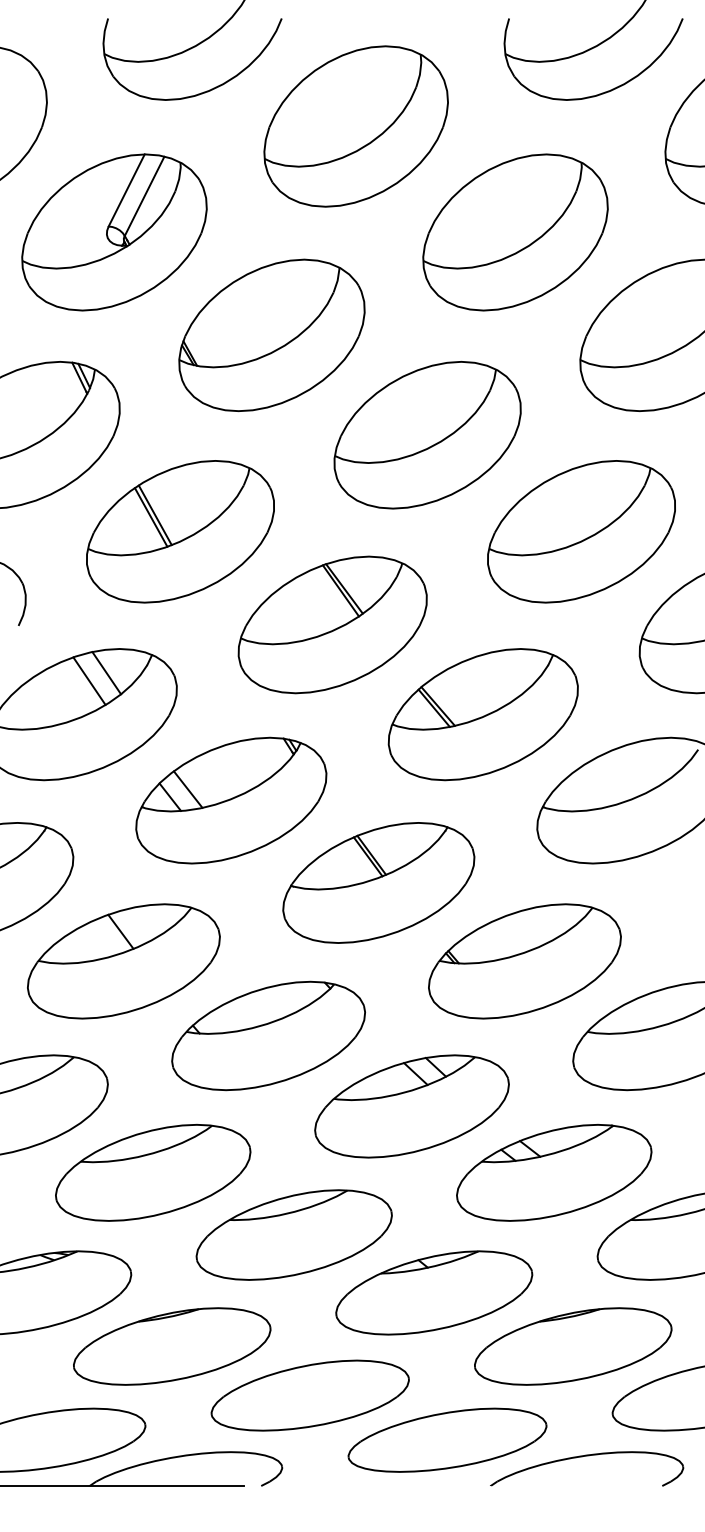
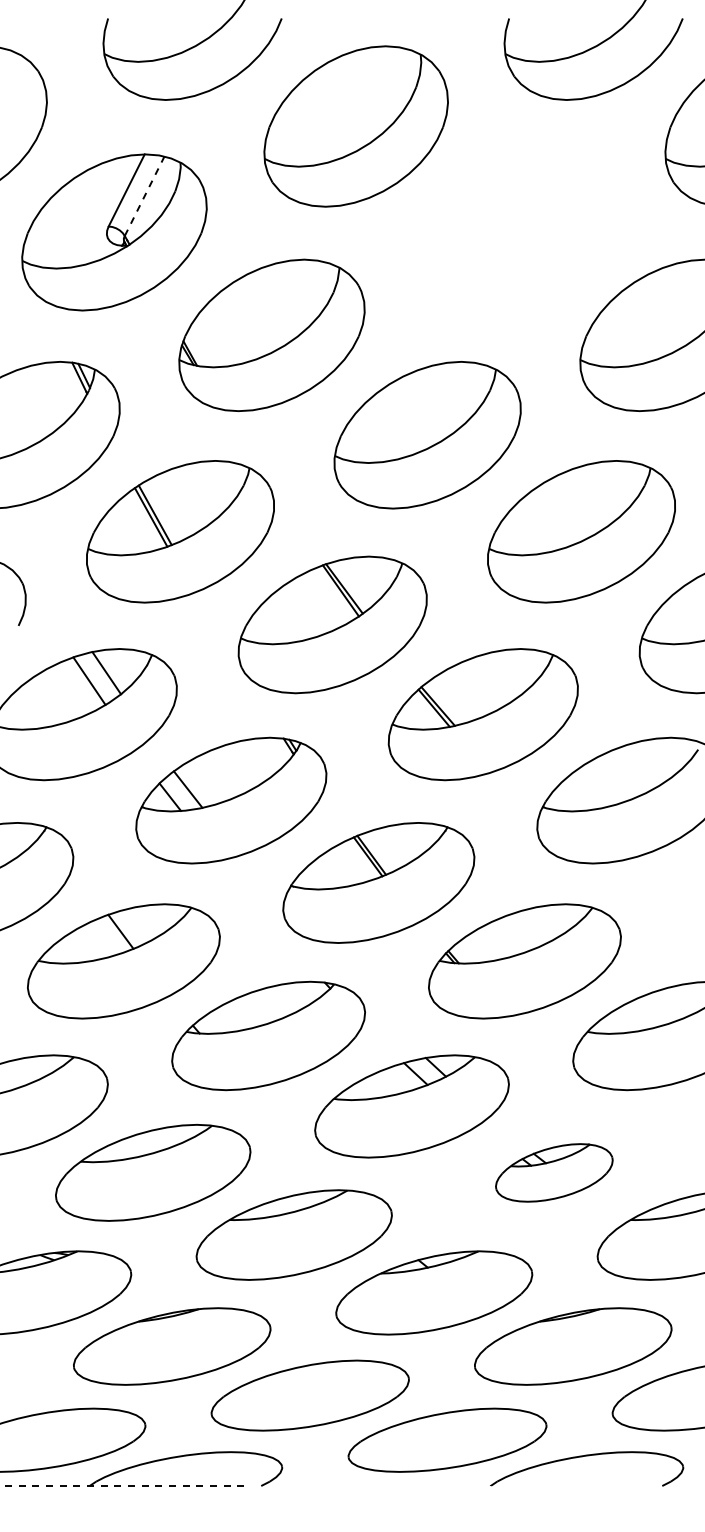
line: solid -> dashed (144, 195)
part: present -> none (515, 232)
part size: 197x98 px -> 119x60 px (554, 1172)
line: solid -> dashed (122, 1486)
